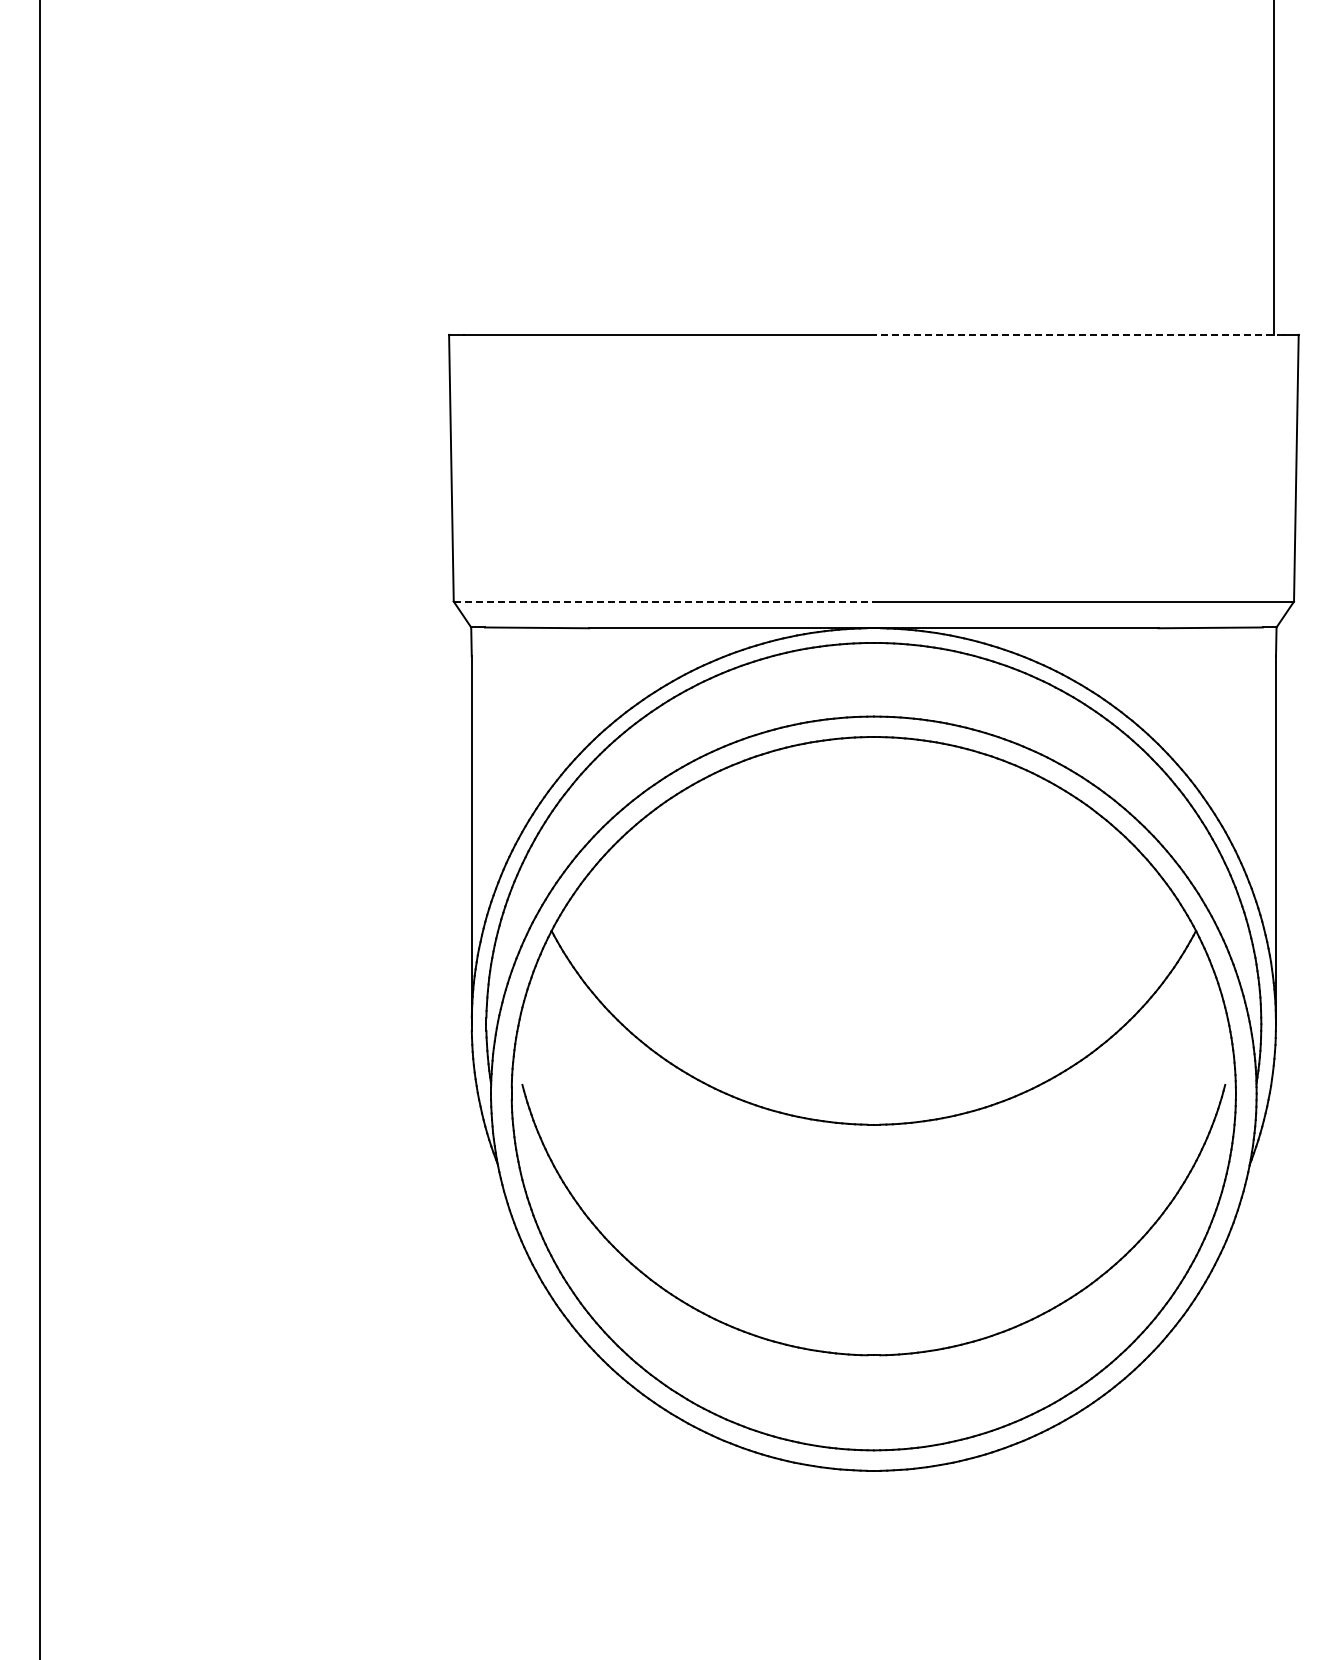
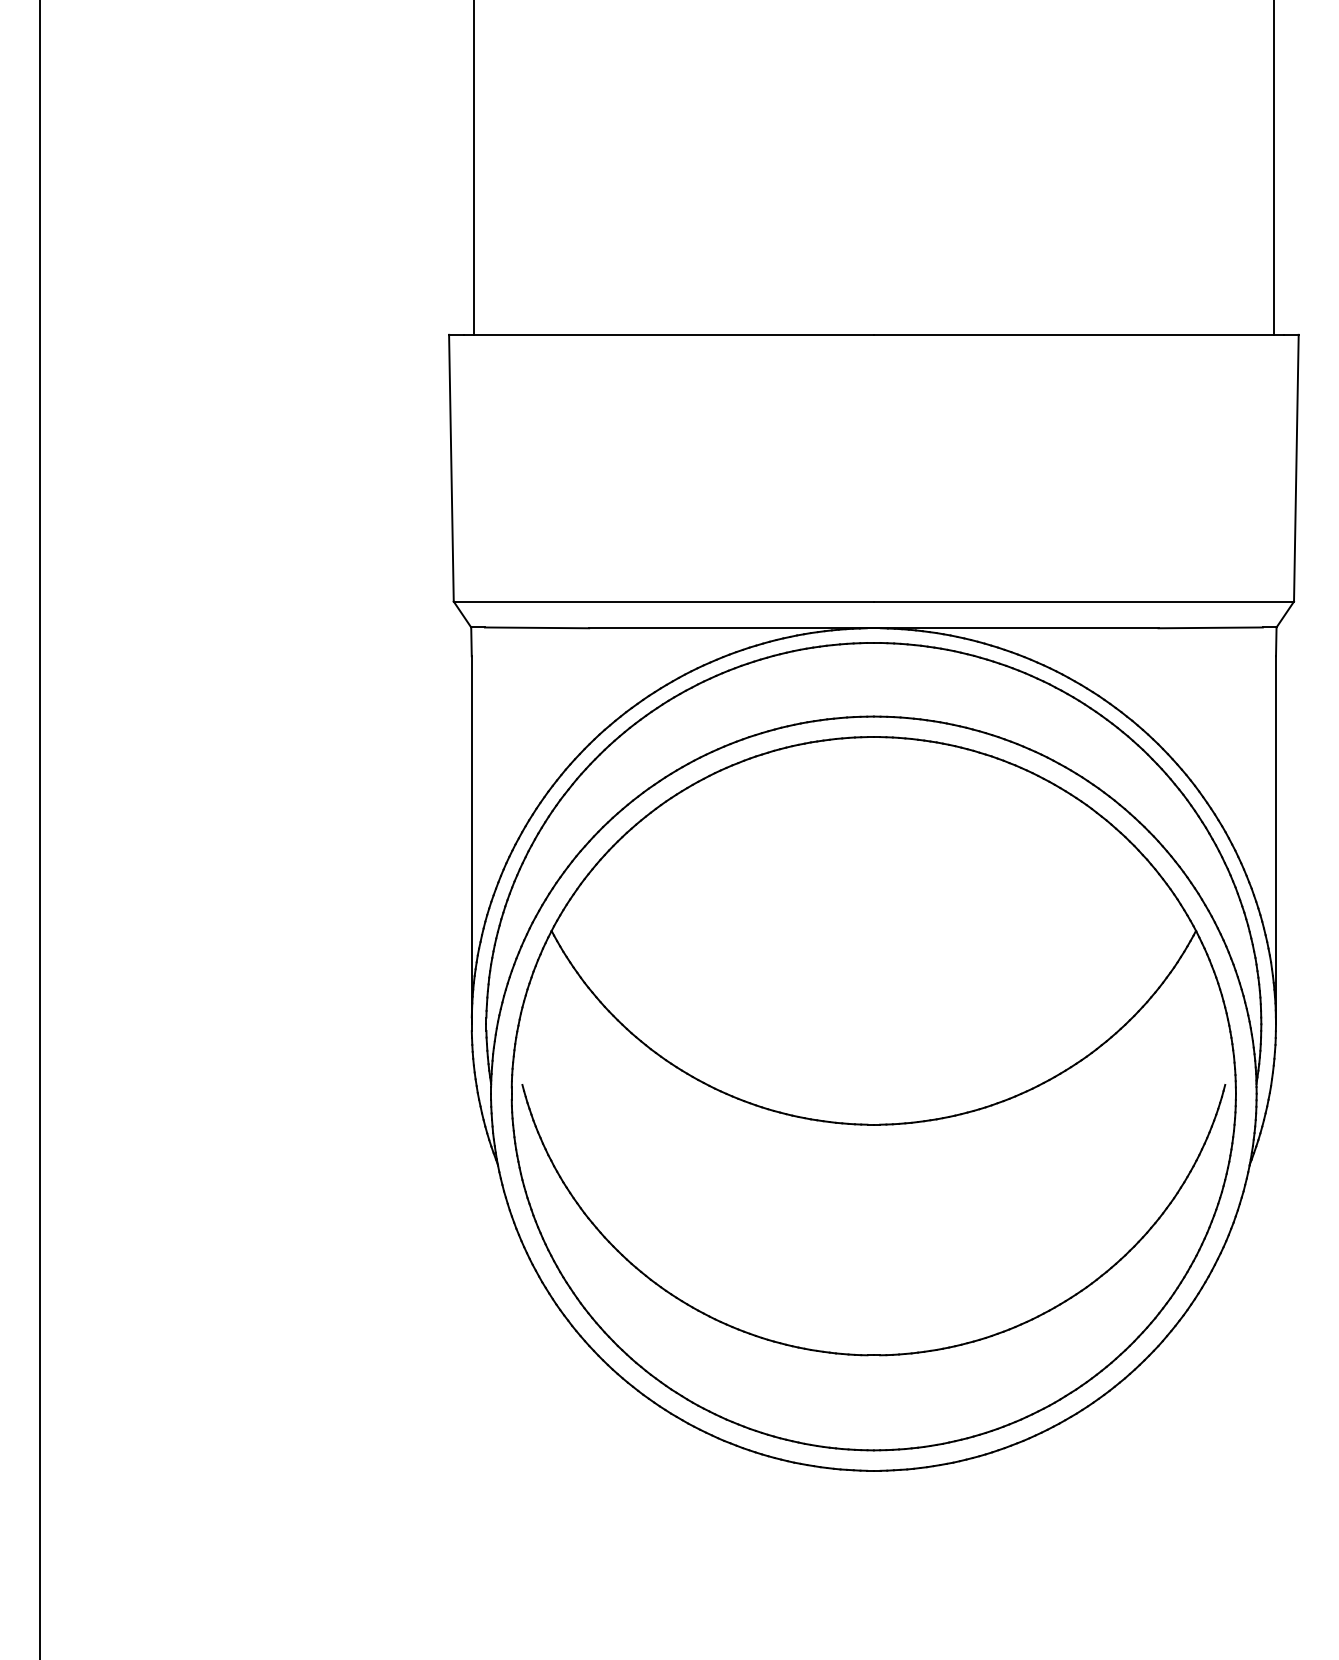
line: none -> present (473, 168)
line: dashed -> solid (1078, 334)
line: dashed -> solid (664, 601)
